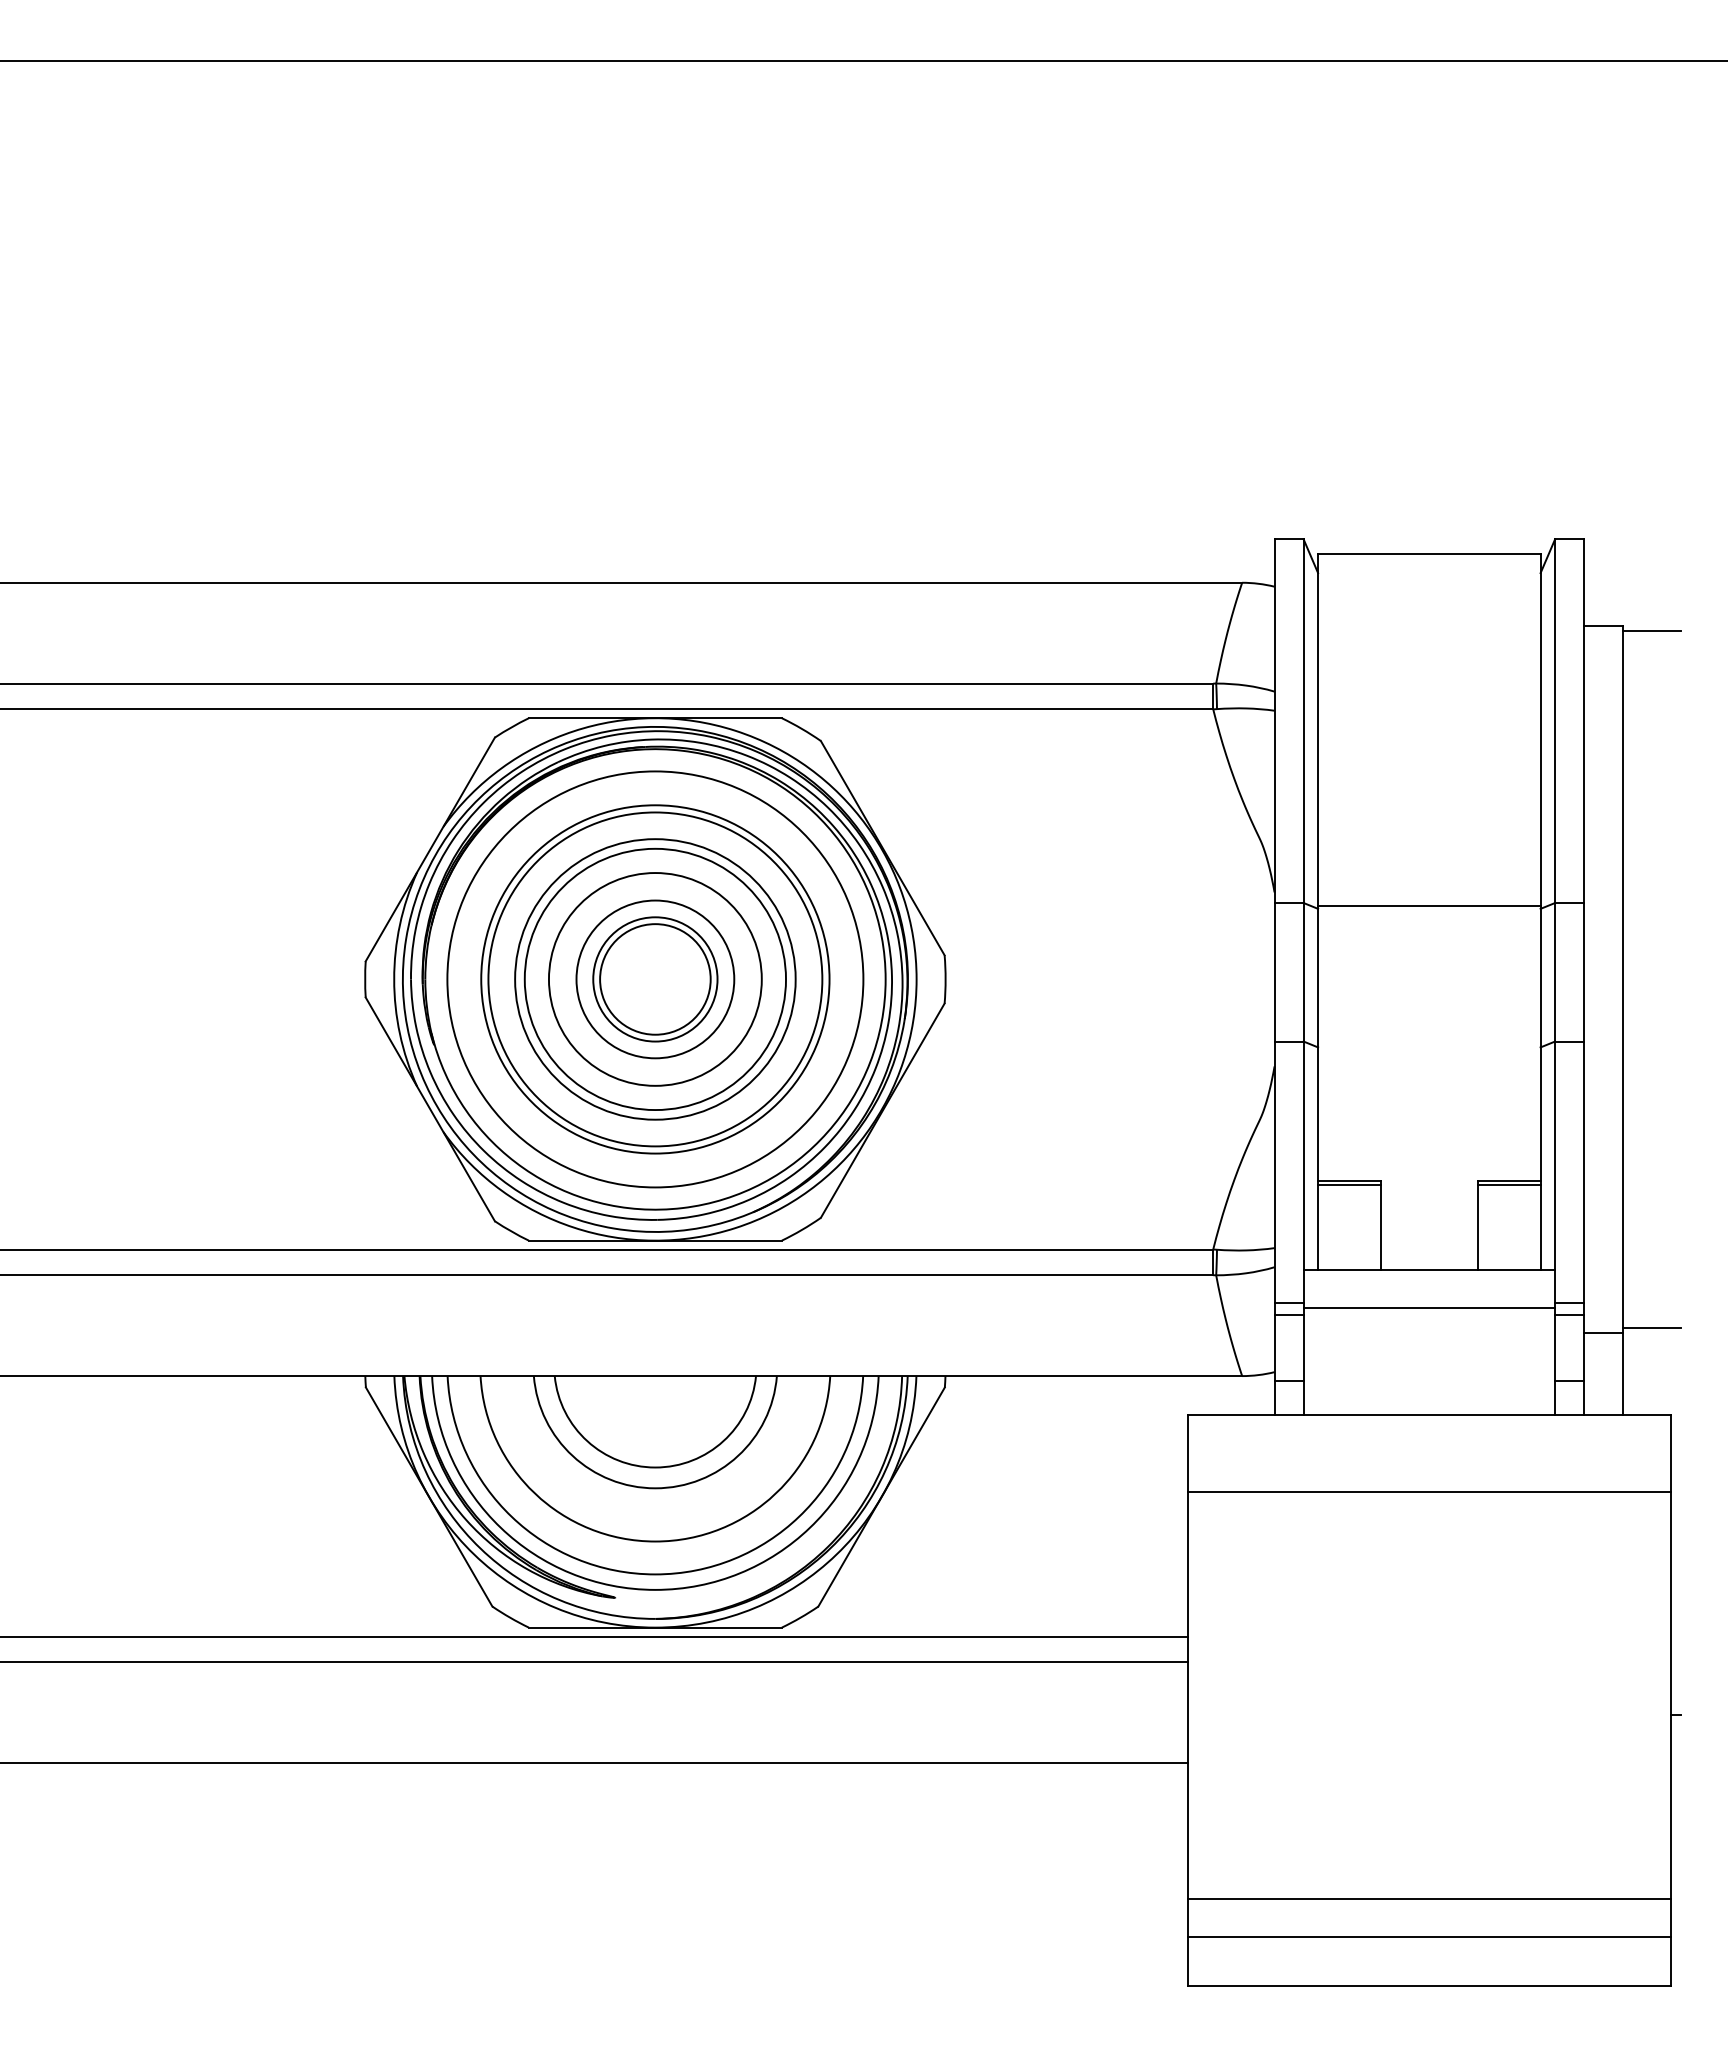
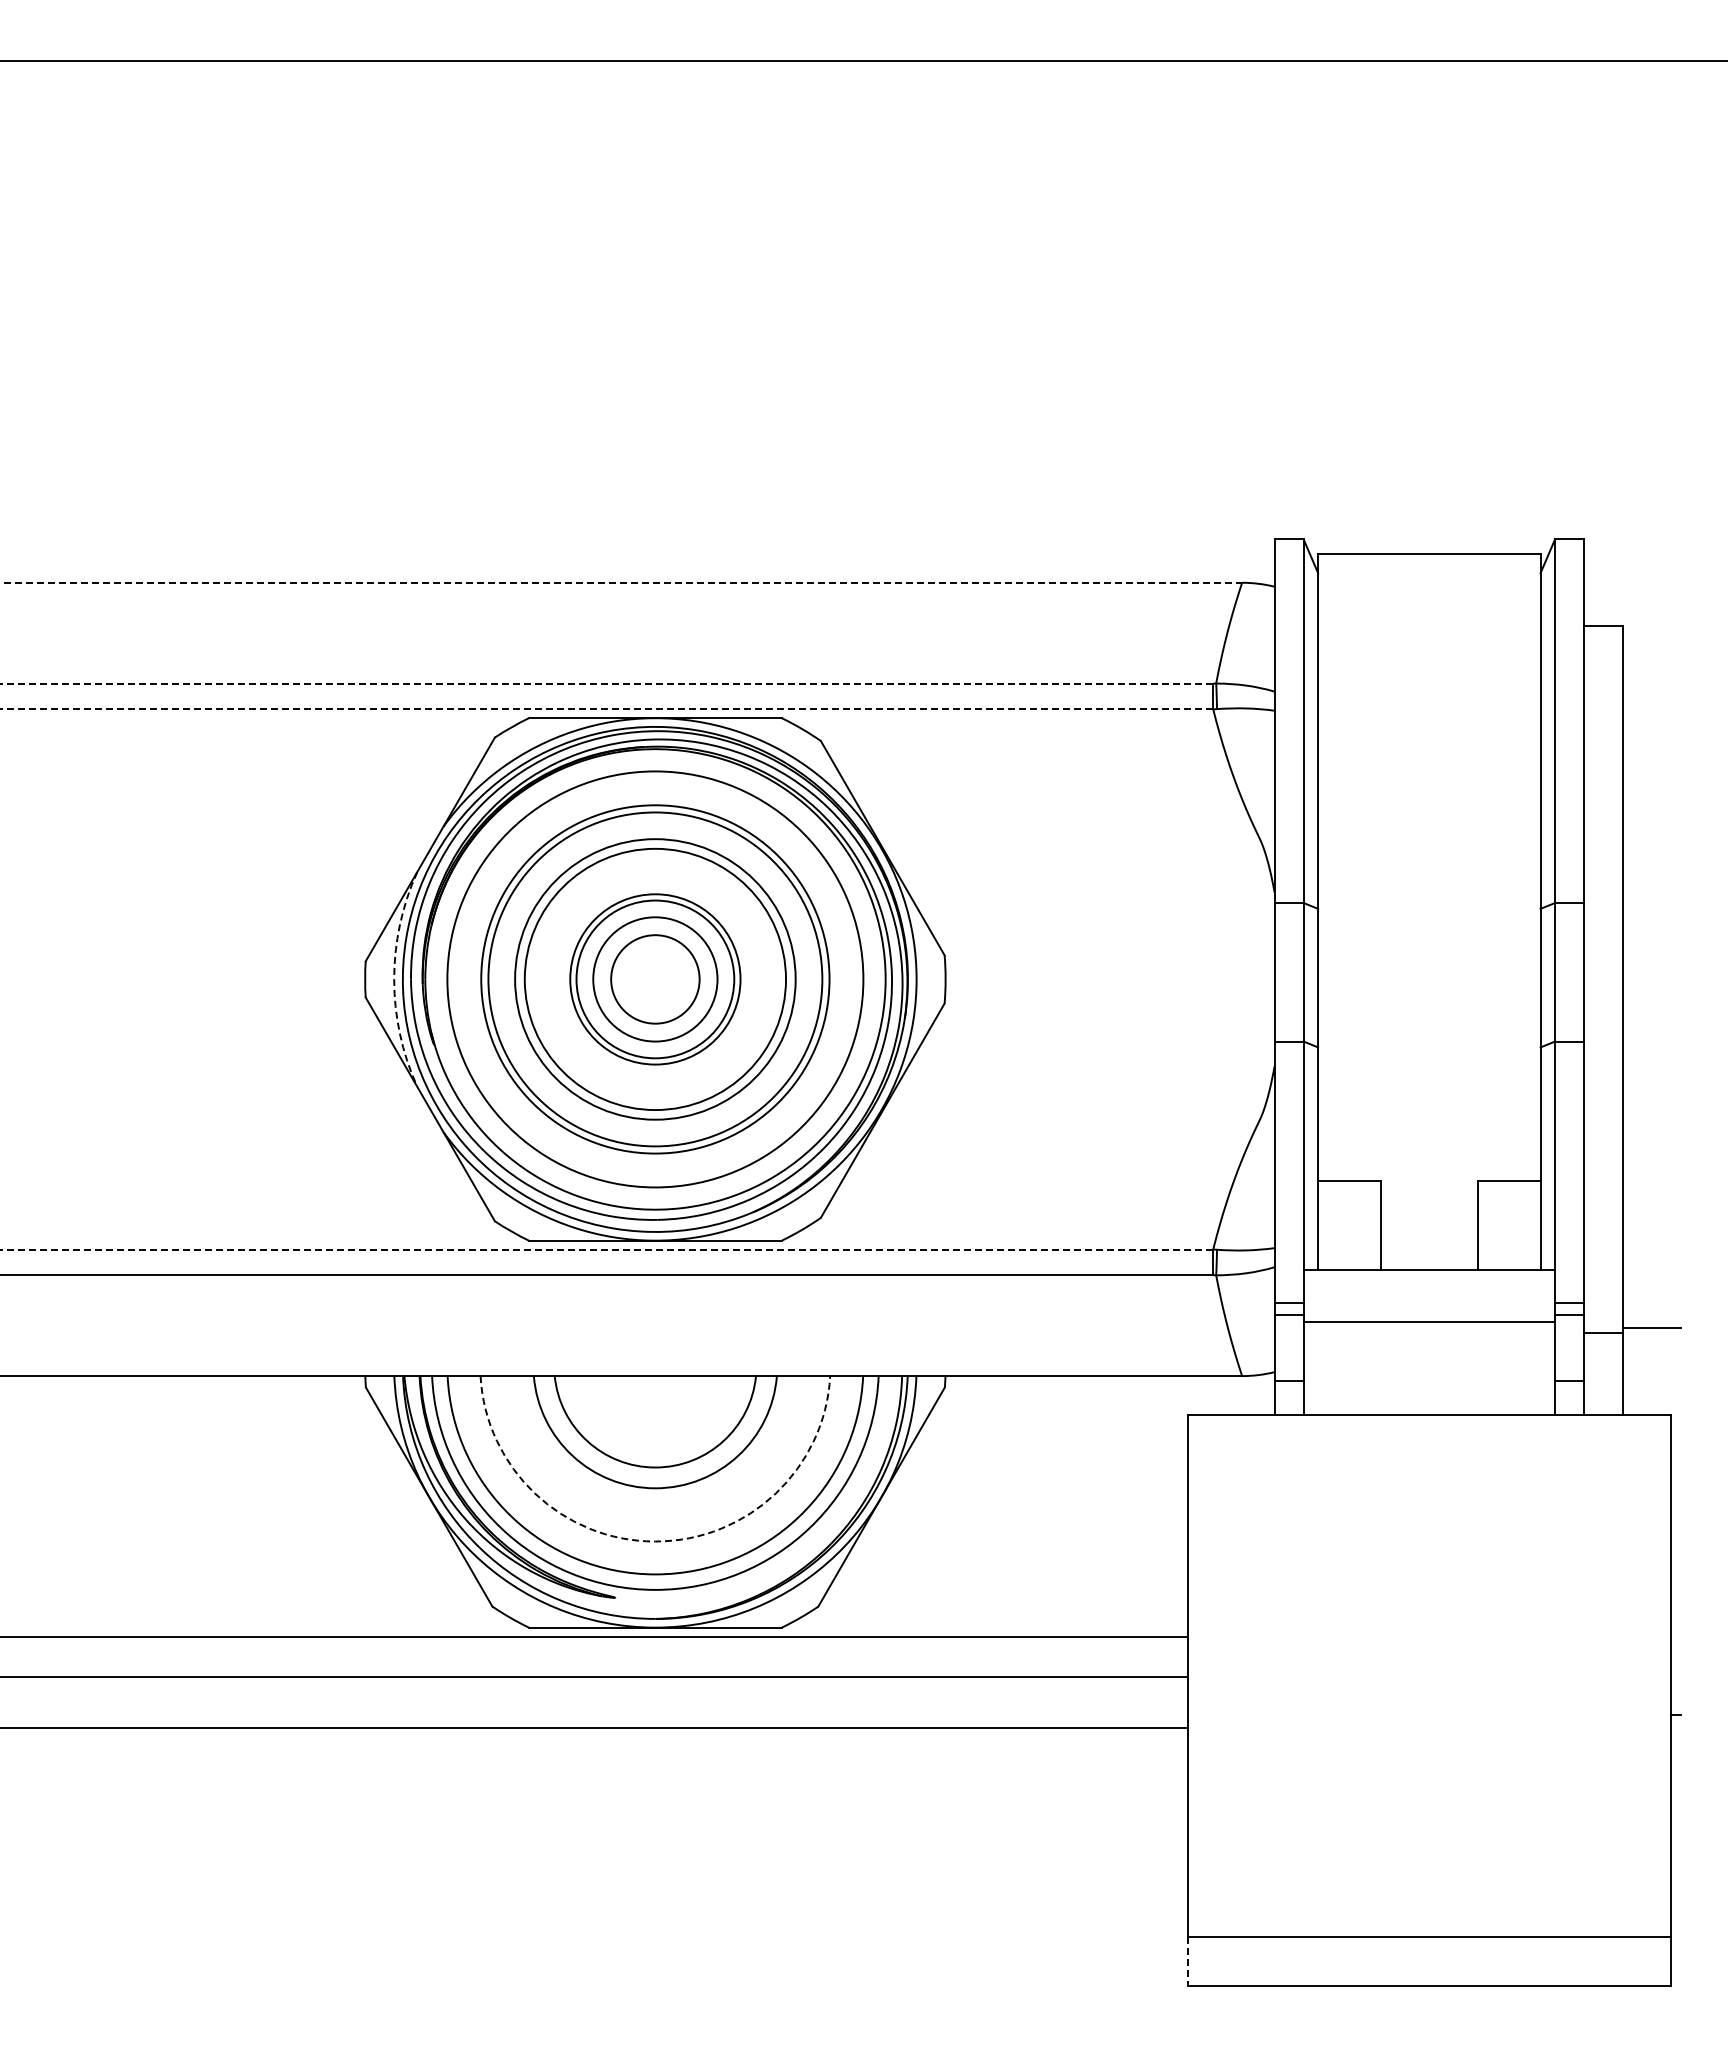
line: solid -> dashed (621, 582)
line: present -> none (1651, 631)
line: solid -> dashed (606, 683)
line: solid -> dashed (606, 709)
line: present -> none (1429, 905)
arc: solid -> dashed (394, 979)
circle diameter: 213 px -> 170 px (655, 979)
circle diameter: 111 px -> 88 px (655, 979)
line: present -> none (1349, 1184)
line: present -> none (1508, 1184)
line: solid -> dashed (606, 1249)
line position: (1429, 1308) -> (1429, 1322) (1429, 1322)
line: present -> none (1429, 1492)
arc: solid -> dashed (655, 1541)
line position: (594, 1662) -> (594, 1677) (594, 1677)
line position: (594, 1763) -> (594, 1728) (594, 1728)
line: present -> none (1429, 1898)
line: solid -> dashed (1187, 1961)
